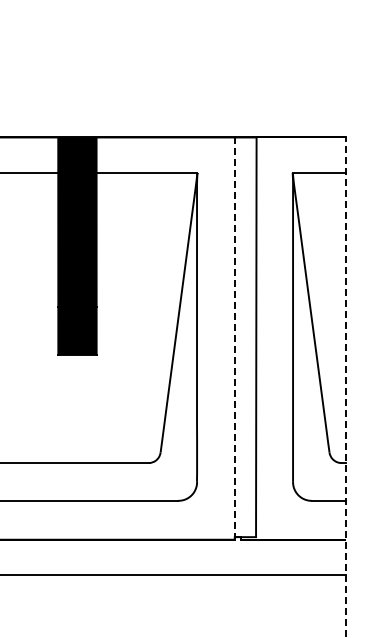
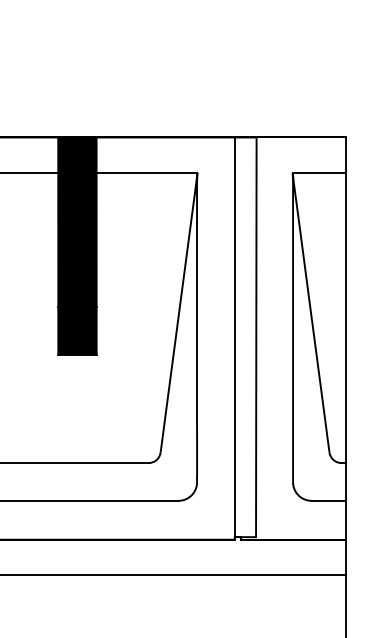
line: dashed -> solid (235, 337)
line: dashed -> solid (346, 387)
